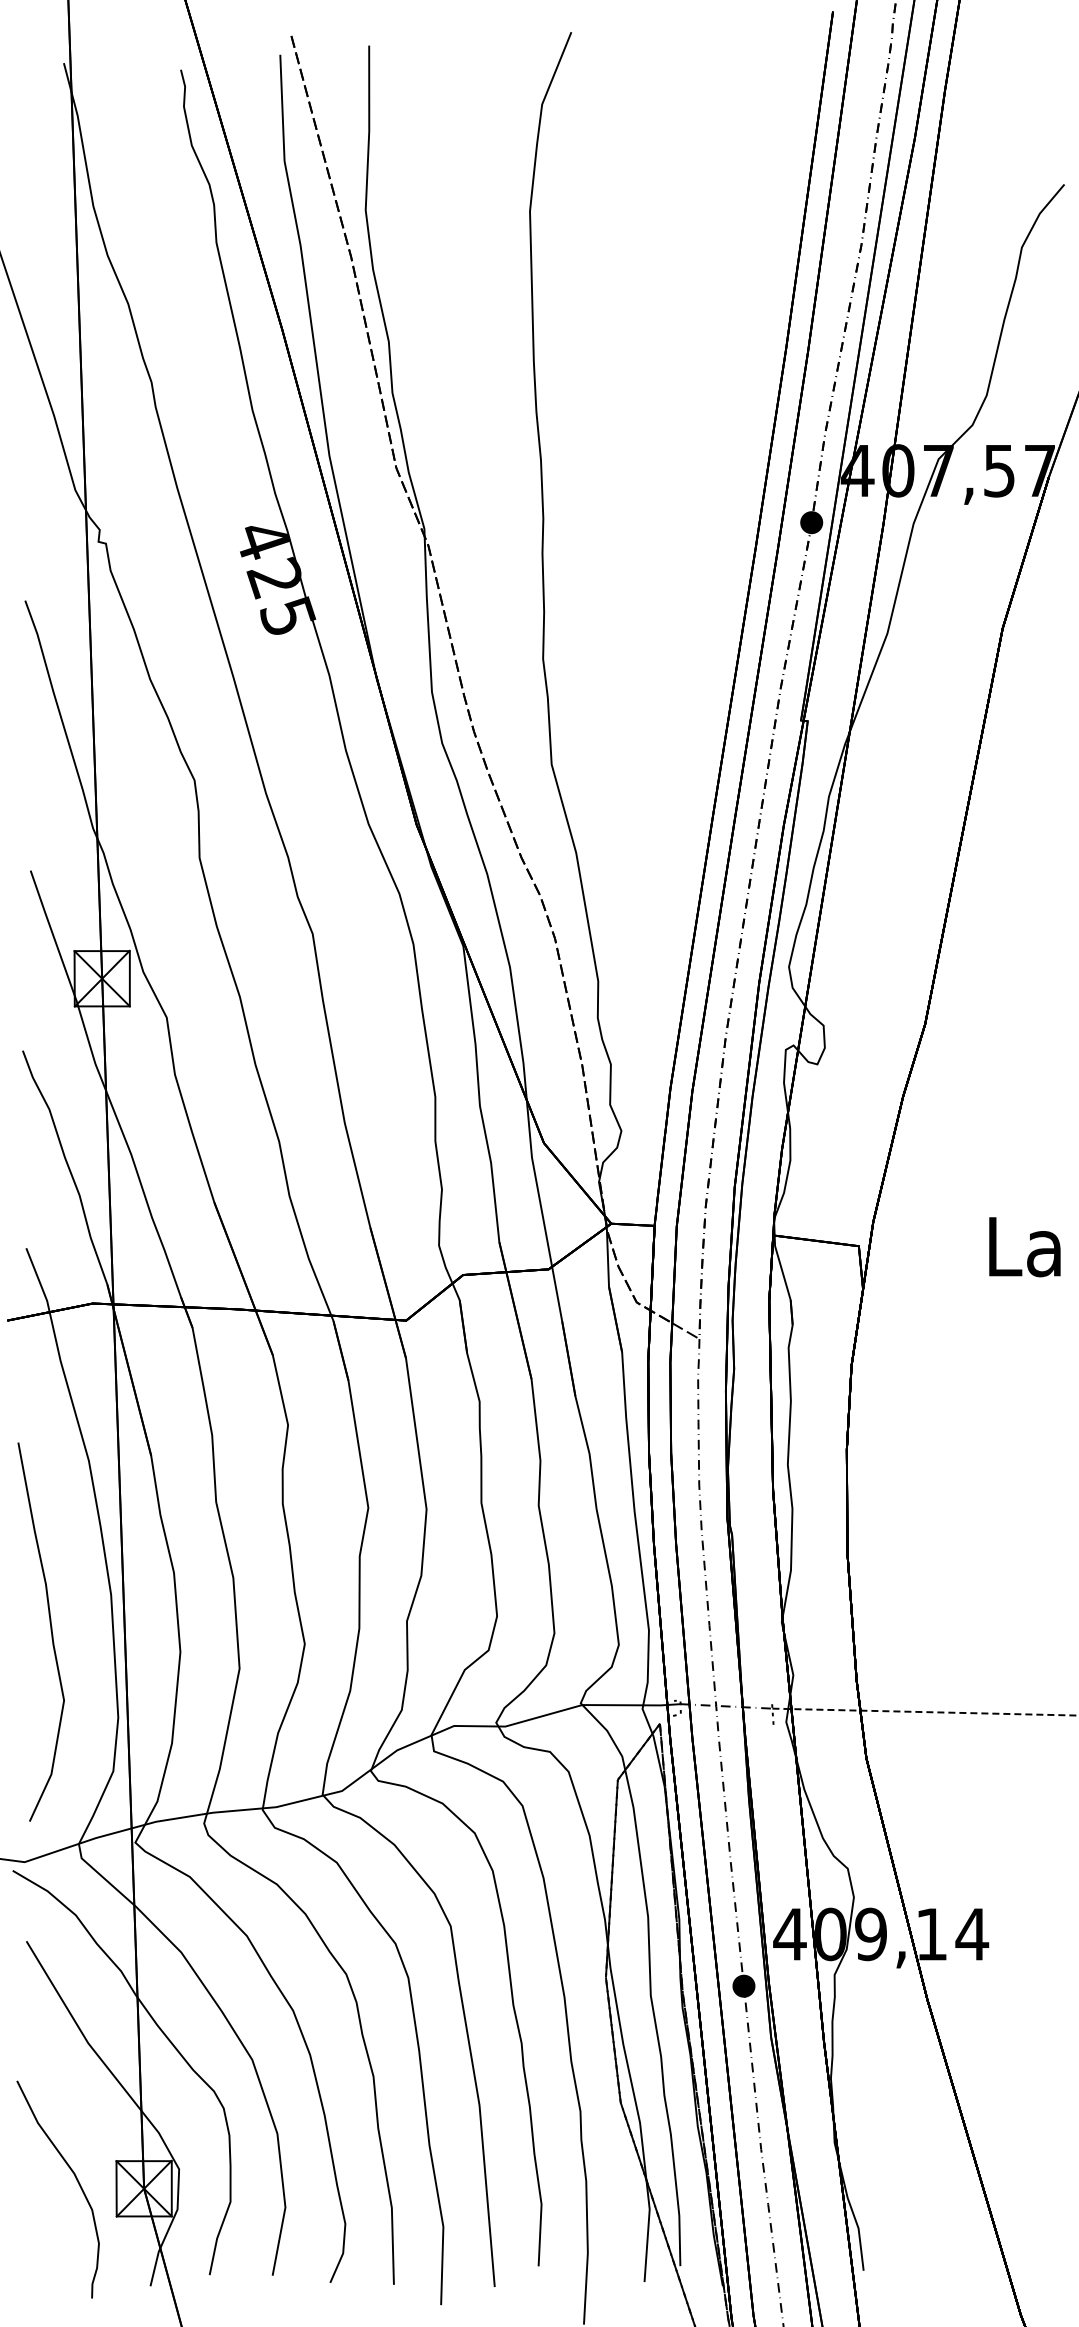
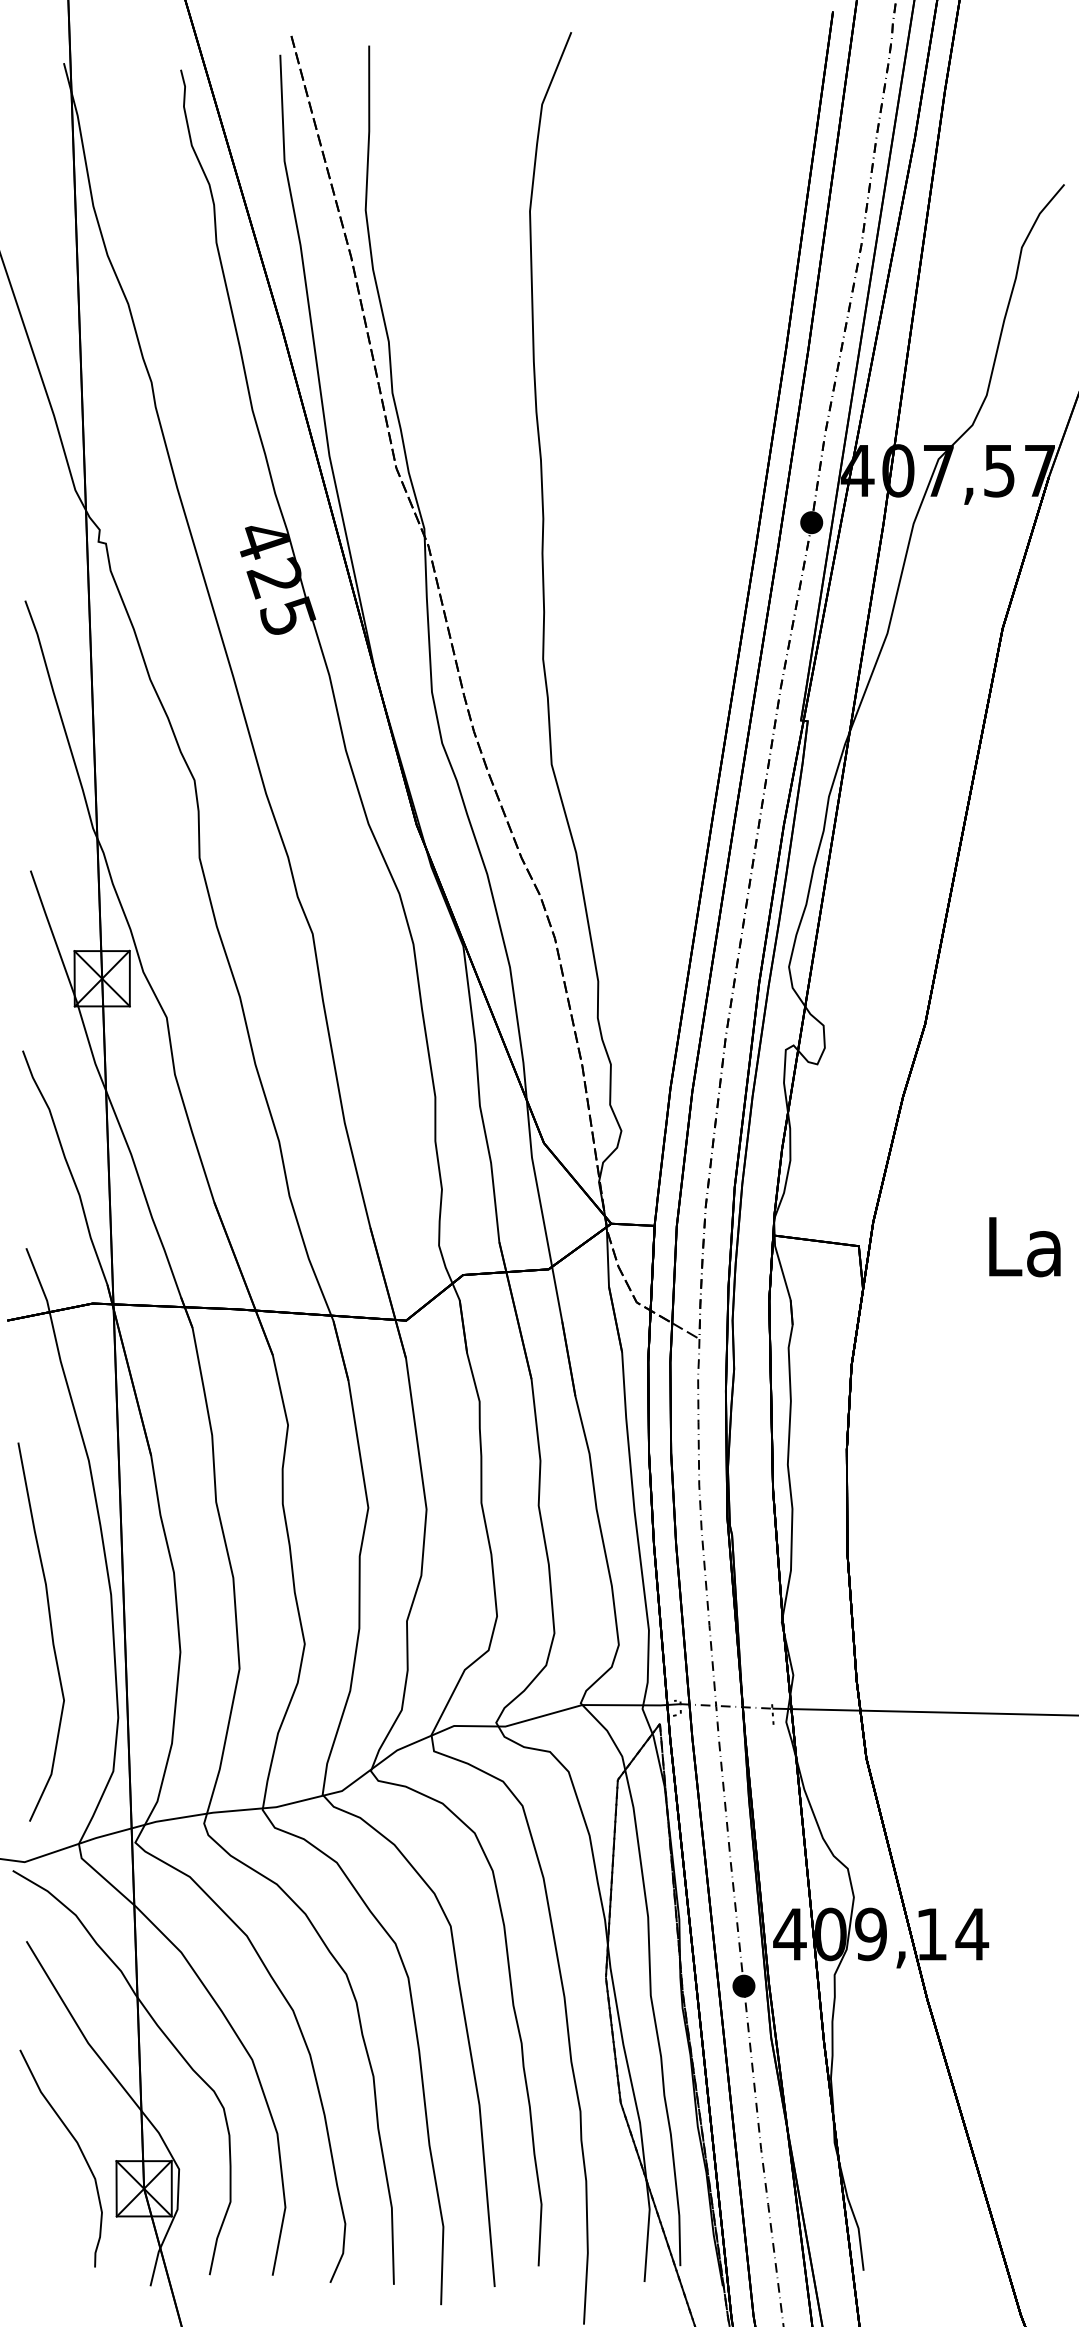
line: dashed -> solid (926, 1712)
curve position: (76, 2180) -> (79, 2149) (79, 2149)
